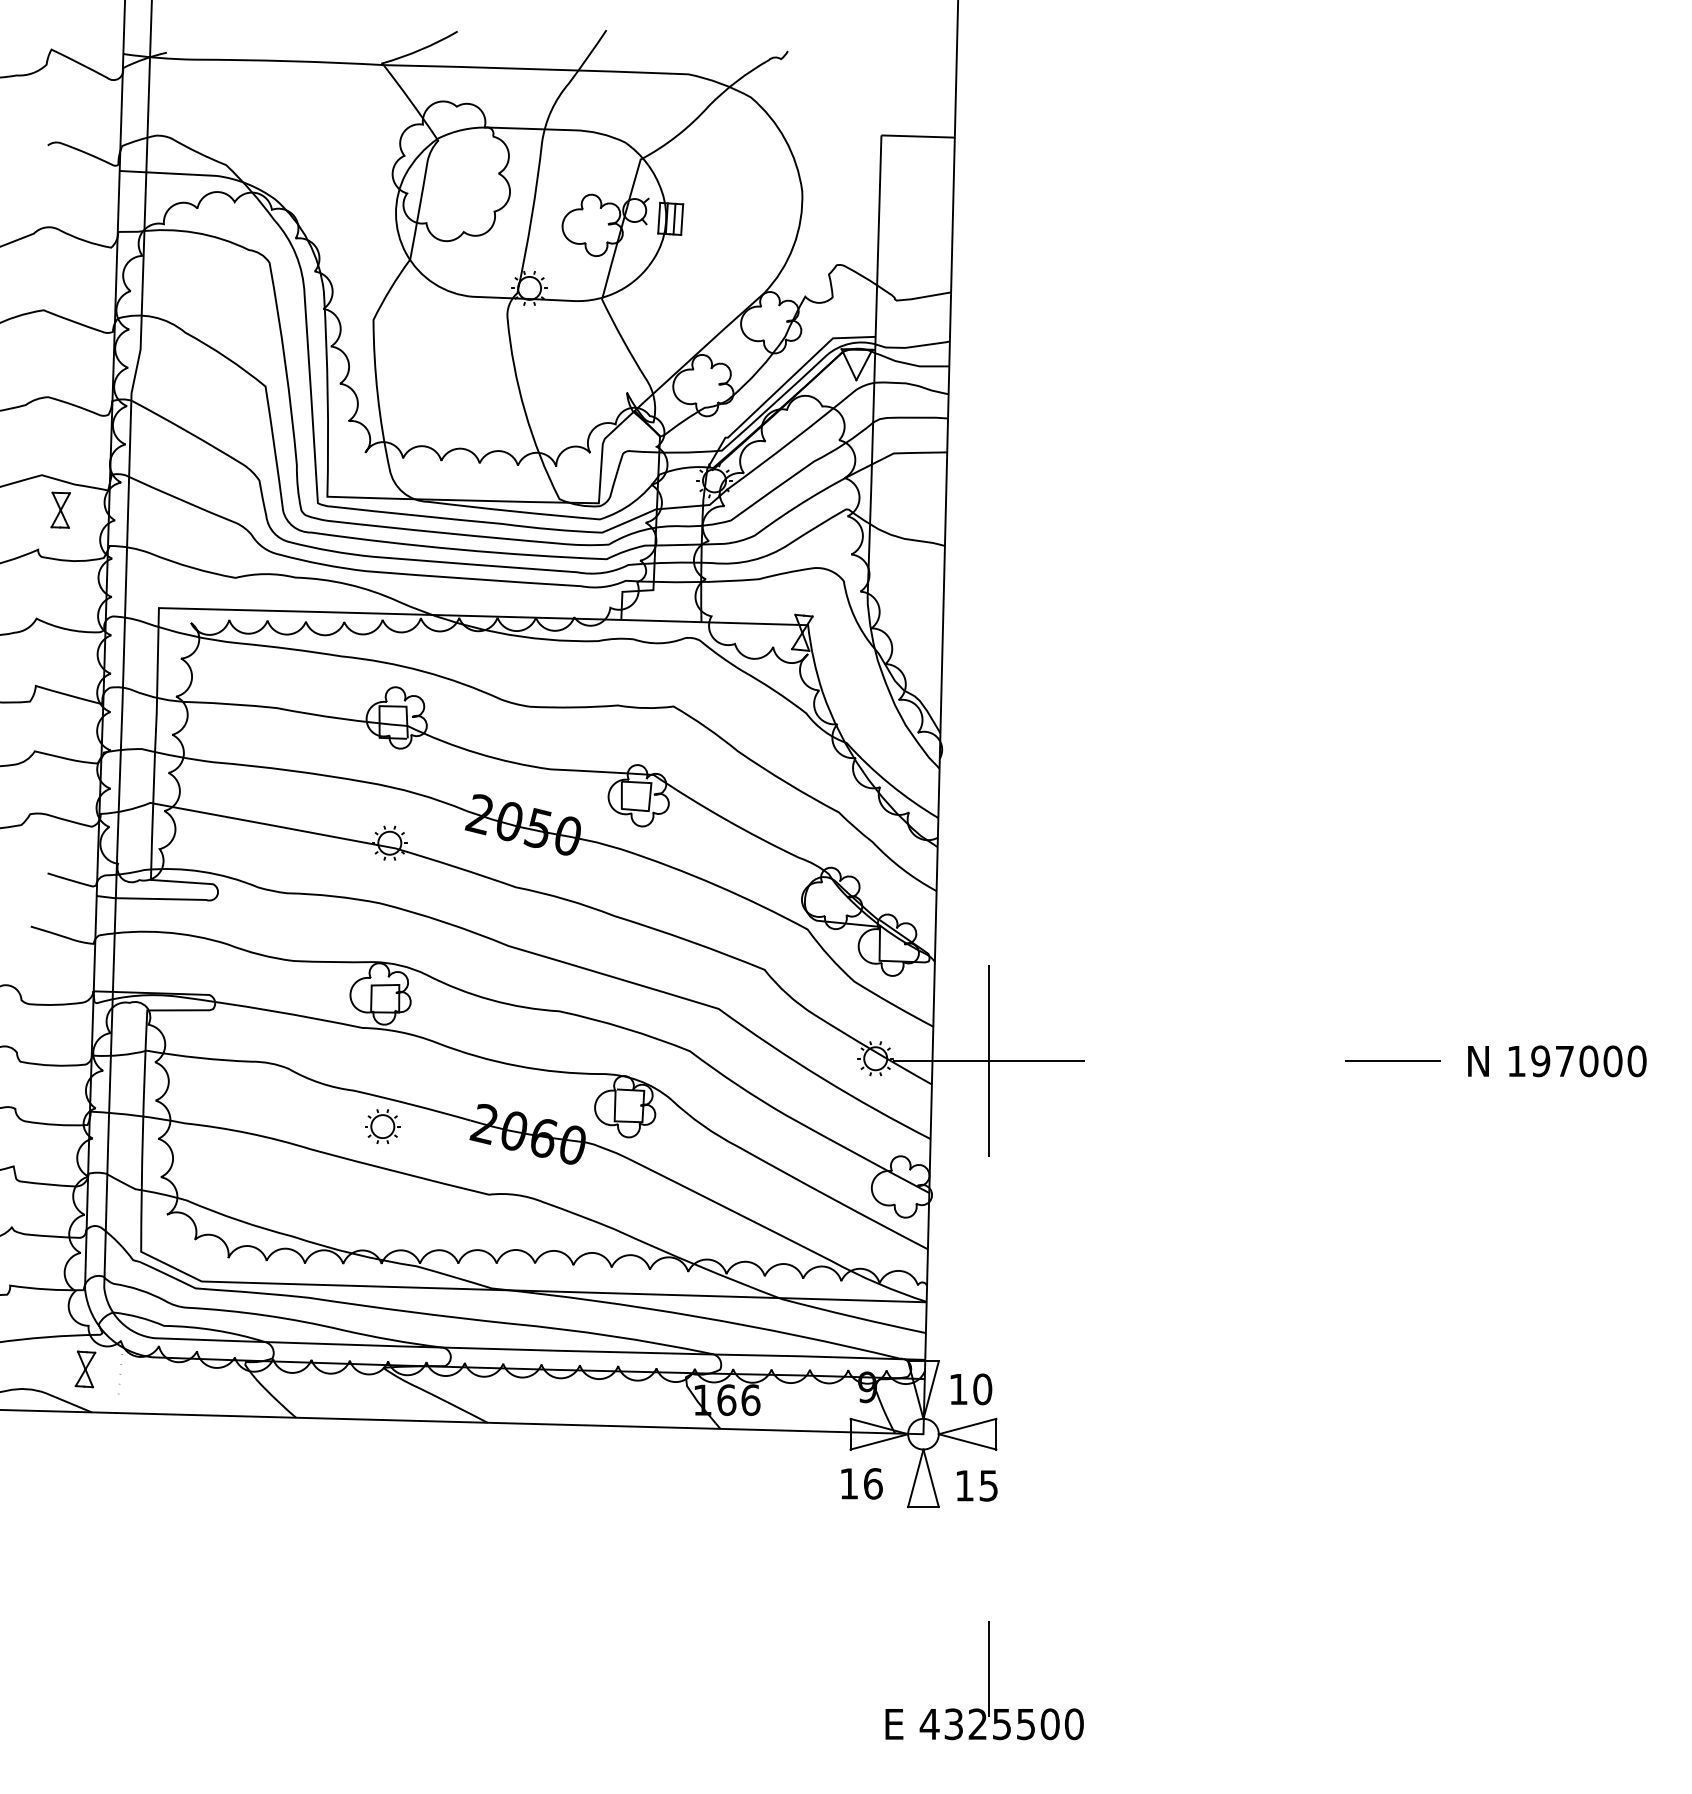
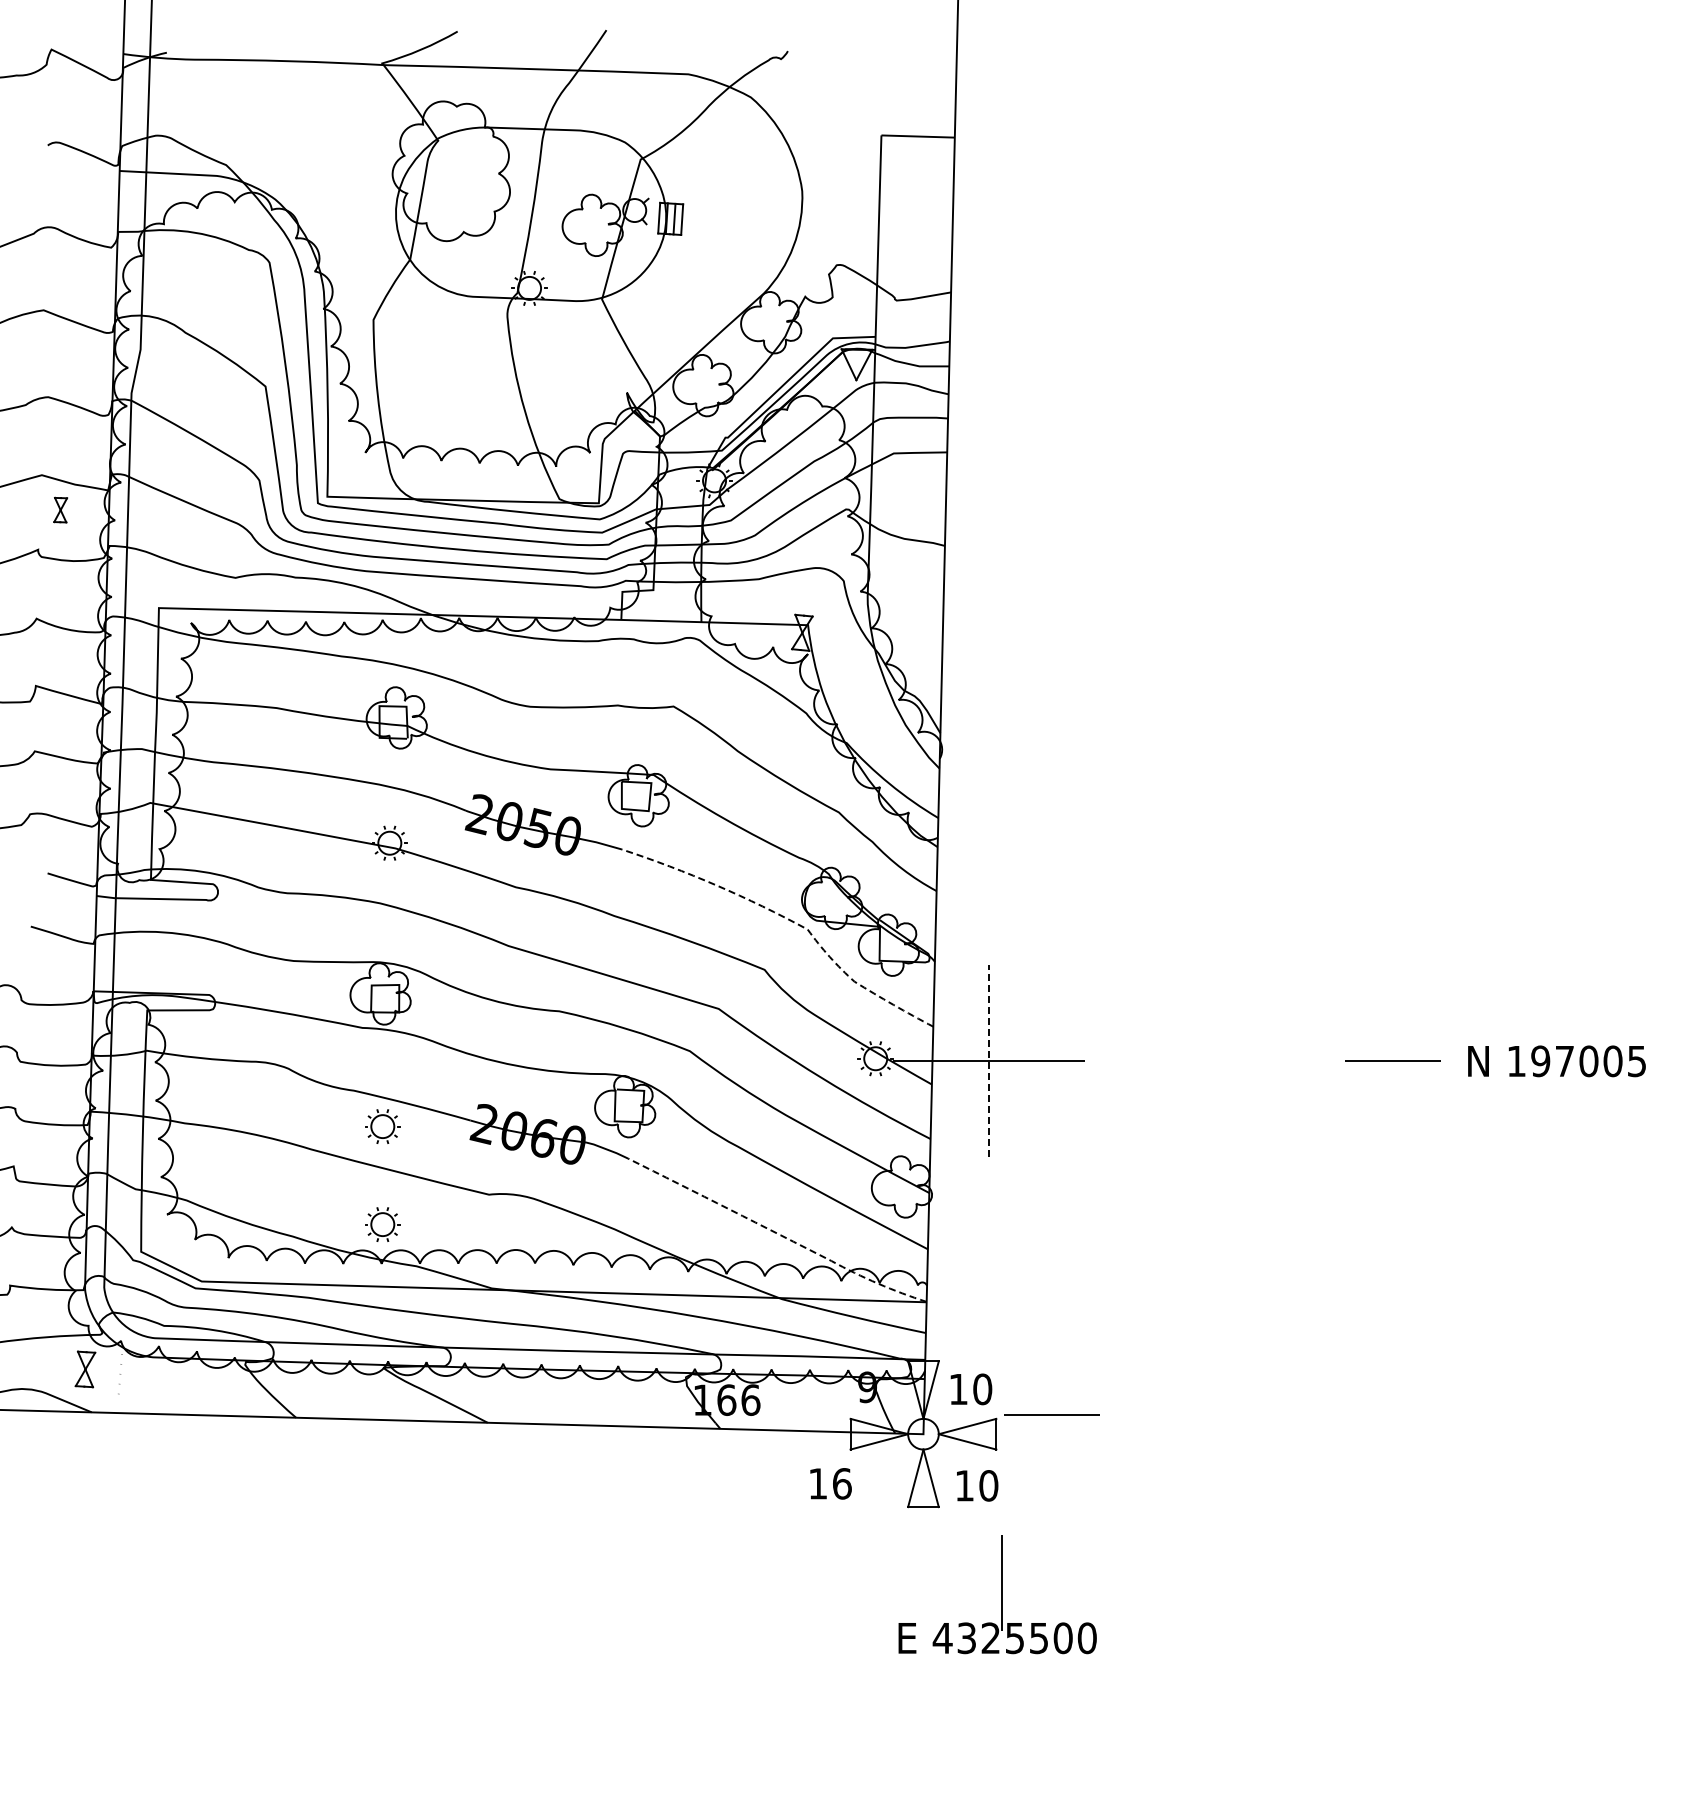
part size: 21x38 px -> 16x28 px (60, 509)
line: solid -> dashed (788, 919)
line: solid -> dashed (989, 1061)
text: 197000 -> 197005 (1636, 1061)
part: none -> present (382, 1224)
line: solid -> dashed (778, 1234)
line: none -> present (1051, 1414)
text position: (861, 1483) -> (830, 1483) (830, 1483)
text: 15 -> 10 (988, 1485)
part position: (984, 1680) -> (997, 1594) (997, 1594)
